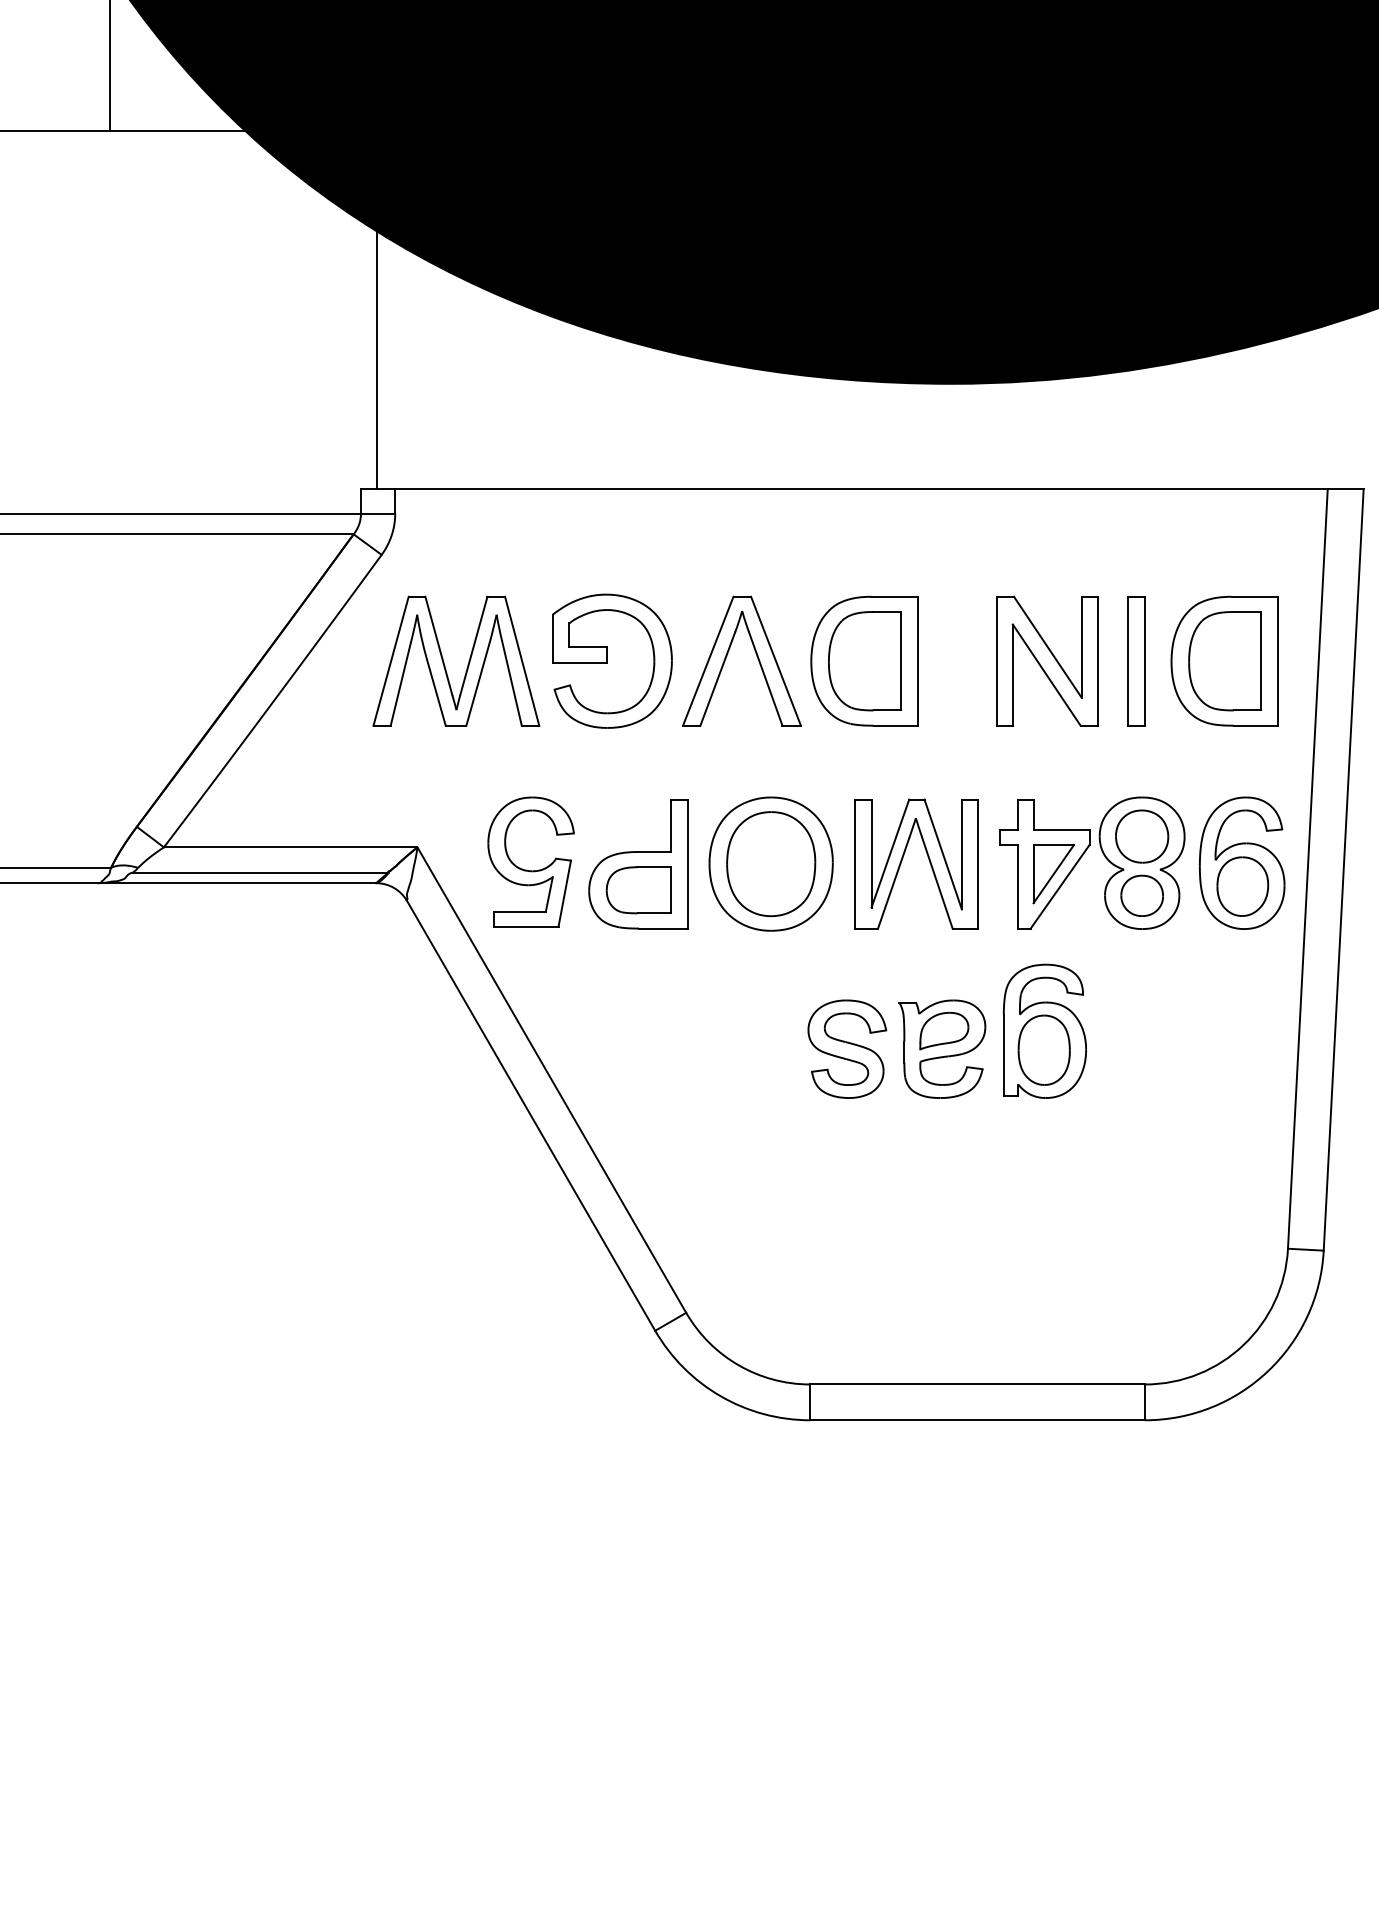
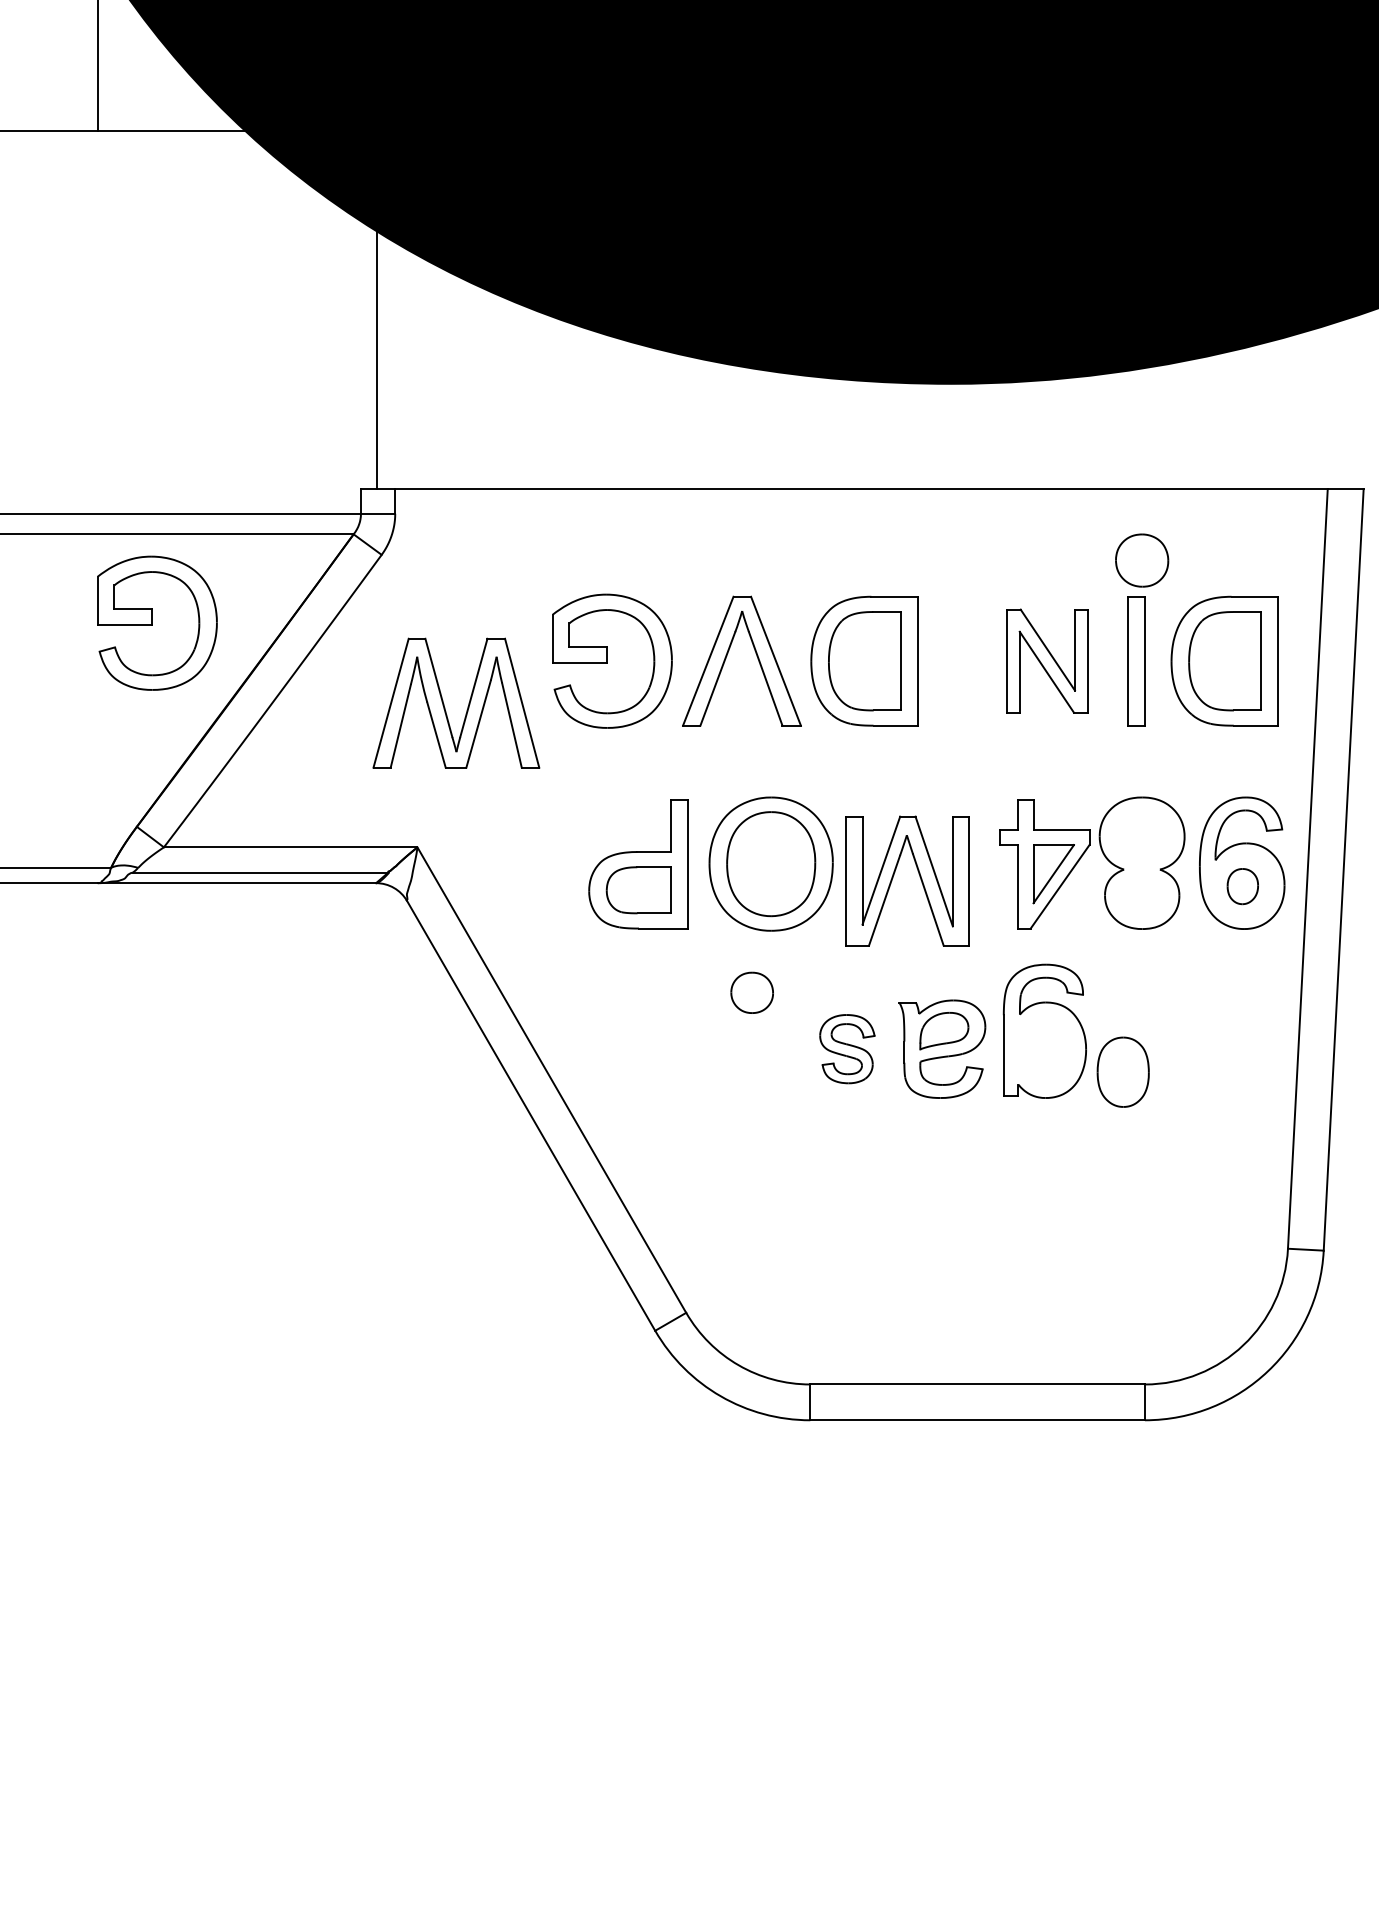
line position: (110, 66) -> (98, 66) (98, 66)
part: none -> present (157, 622)
part size: 103x132 px -> 83x106 px (1047, 660)
part position: (467, 664) -> (467, 706) (467, 706)
part position: (1142, 836) -> (1142, 560) (1142, 560)
part position: (928, 860) -> (919, 877) (919, 877)
part: present -> none (526, 869)
part size: 54x61 px -> 33x38 px (1242, 886)
part position: (1141, 895) -> (751, 992) (751, 992)
part size: 81x100 px -> 57x71 px (847, 1049)
part position: (1043, 1049) -> (1122, 1071) (1122, 1071)
